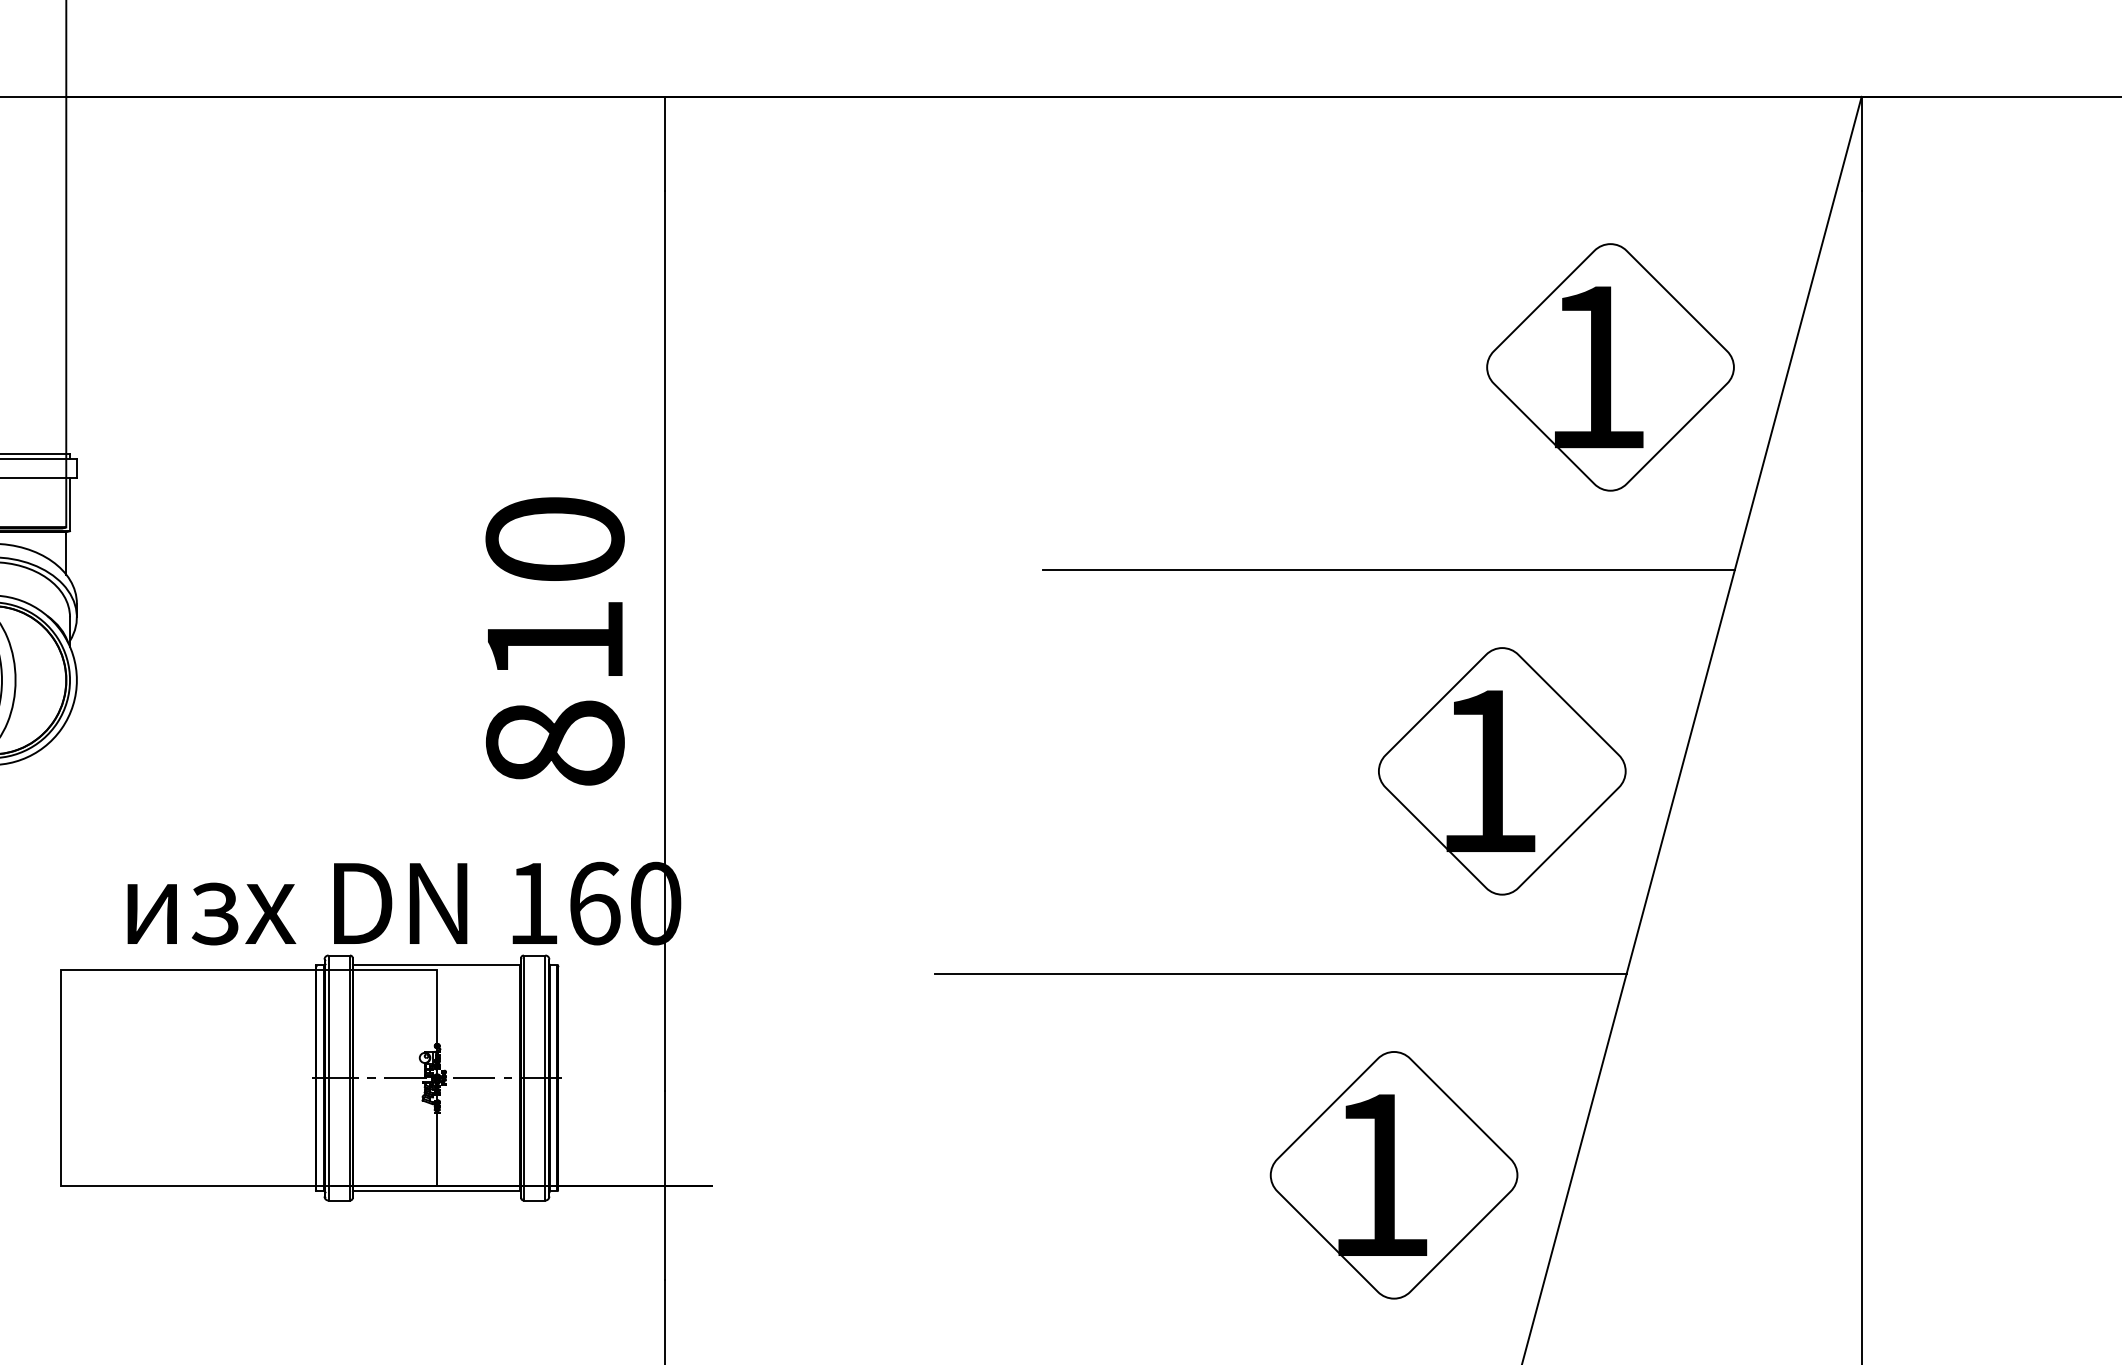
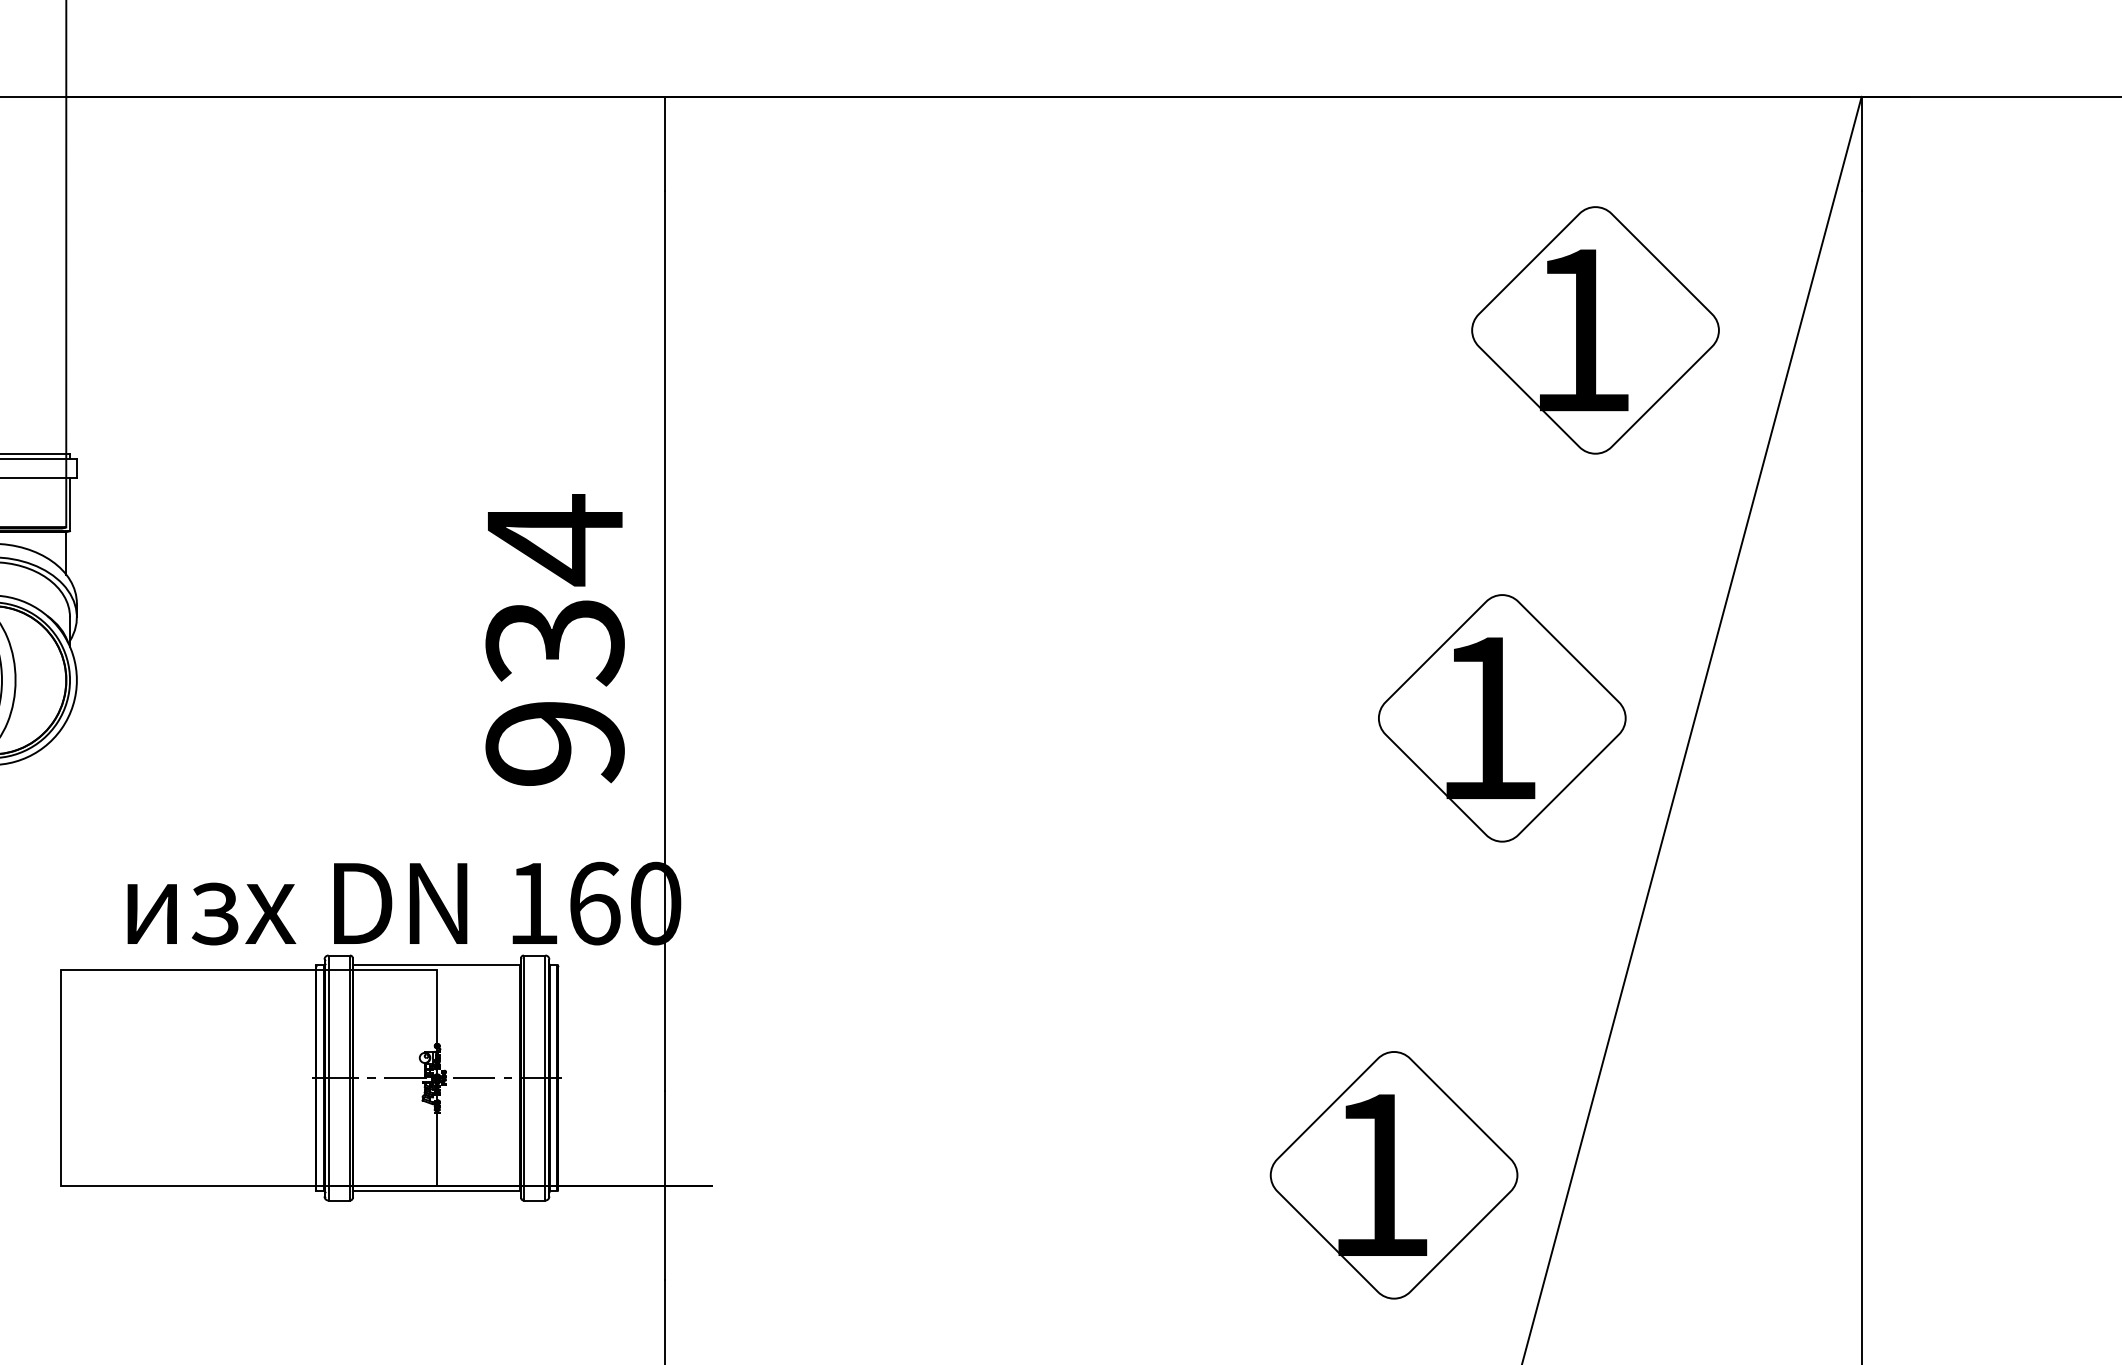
part position: (1610, 367) -> (1595, 330) (1595, 330)
line: present -> none (1388, 570)
text: 810 -> 934 (554, 639)
part position: (1502, 771) -> (1502, 718) (1502, 718)
line: present -> none (1280, 974)
